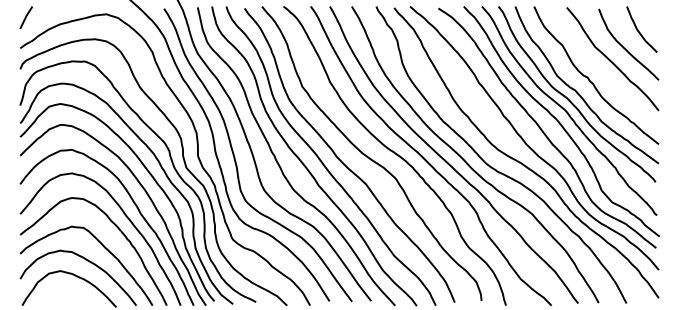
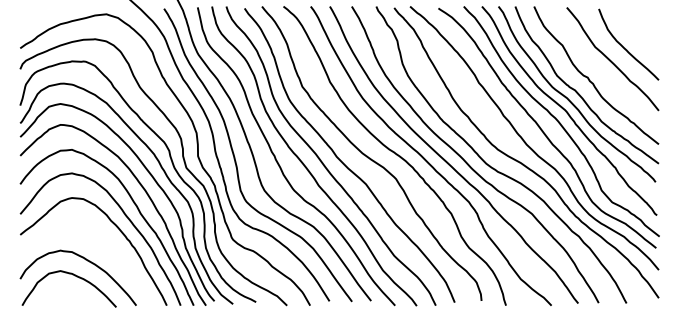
line: present -> none (25, 17)
curve: present -> none (639, 31)
curve: present -> none (103, 247)
